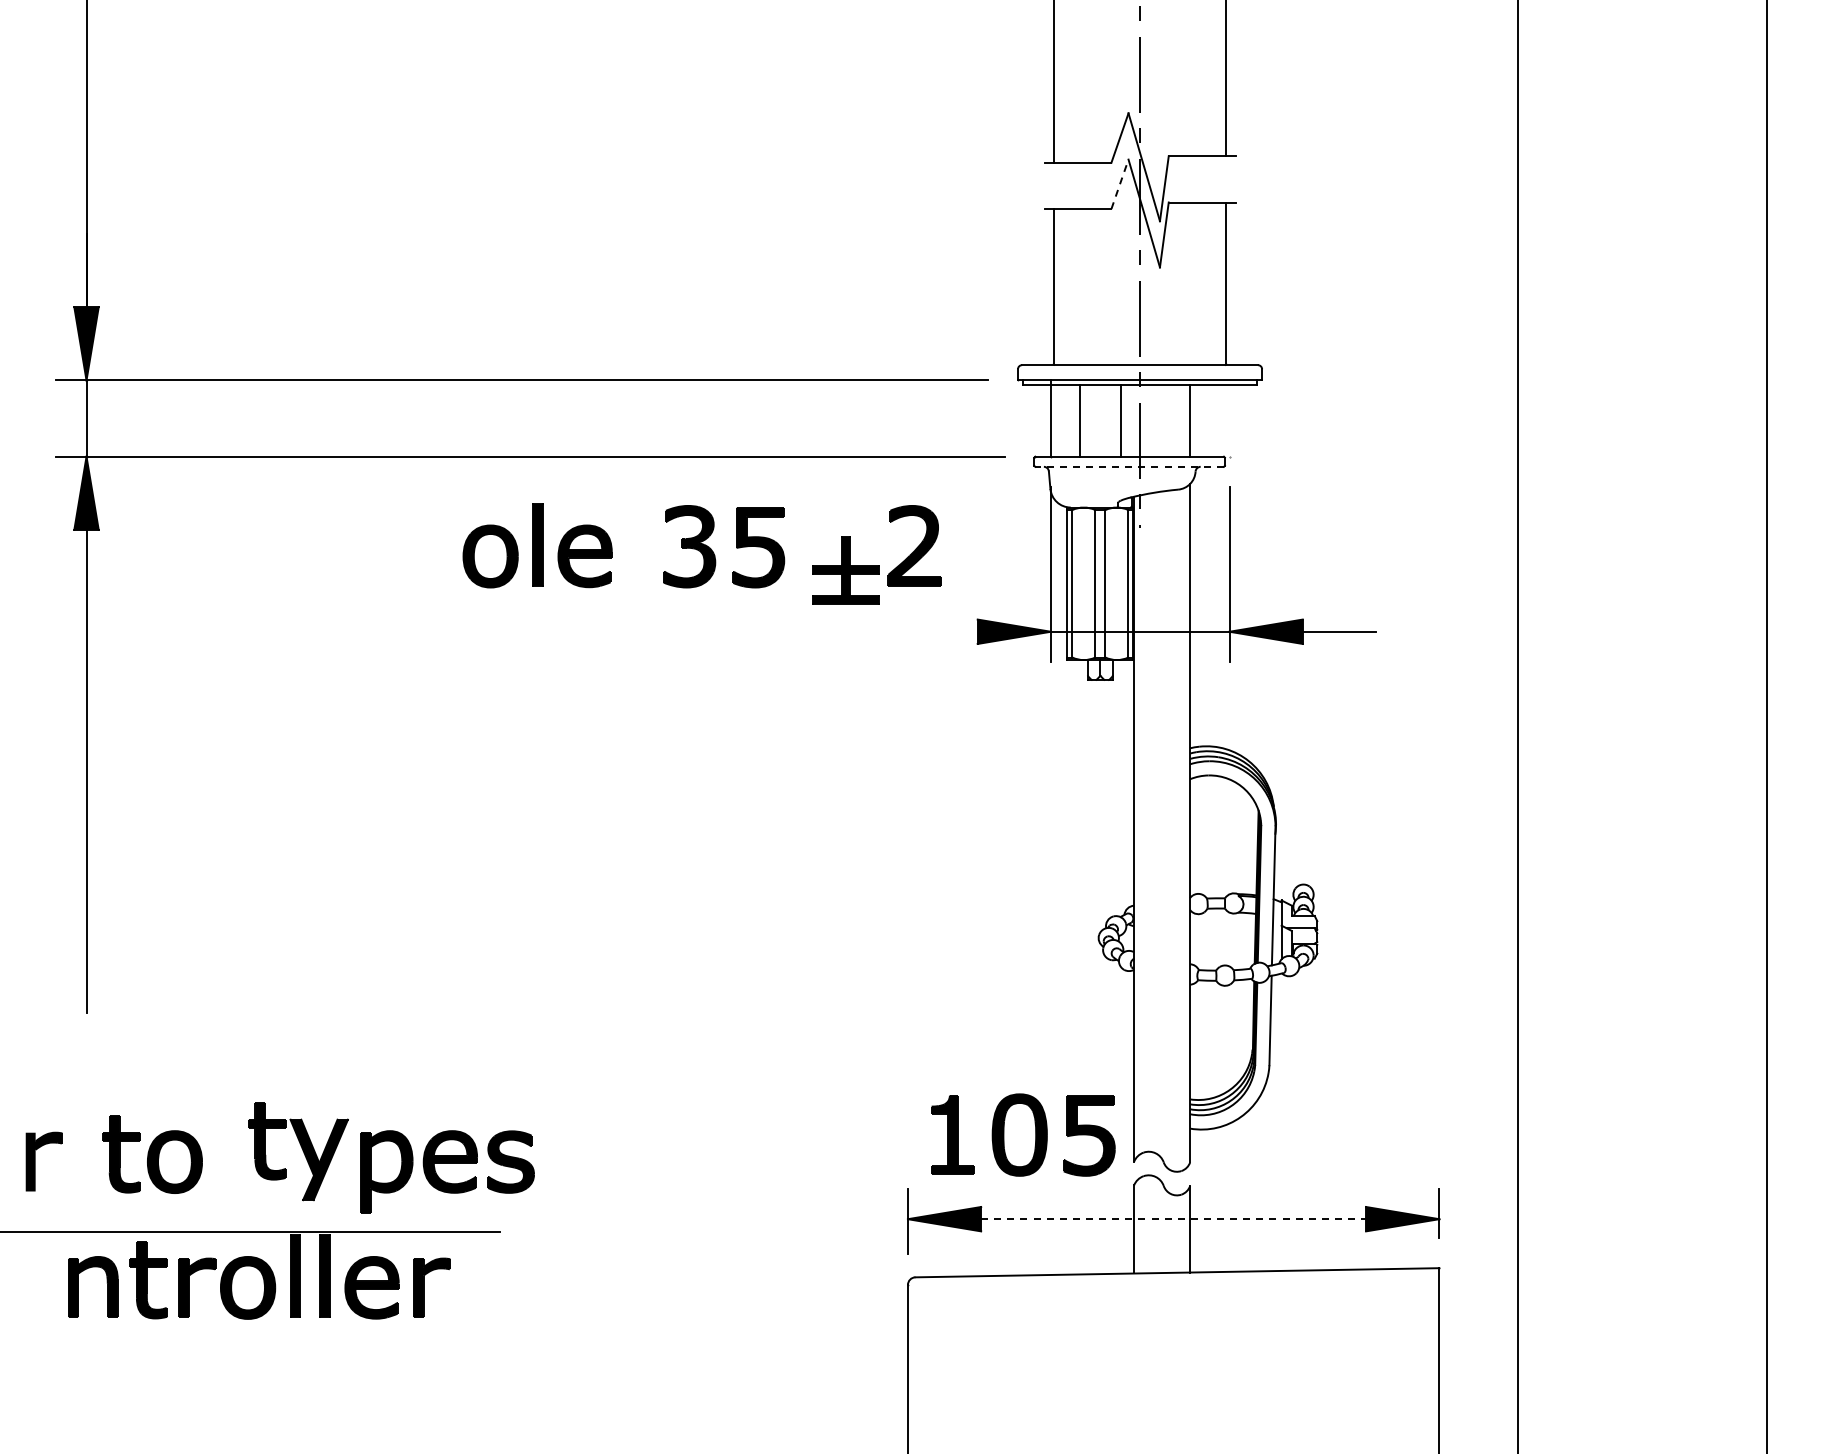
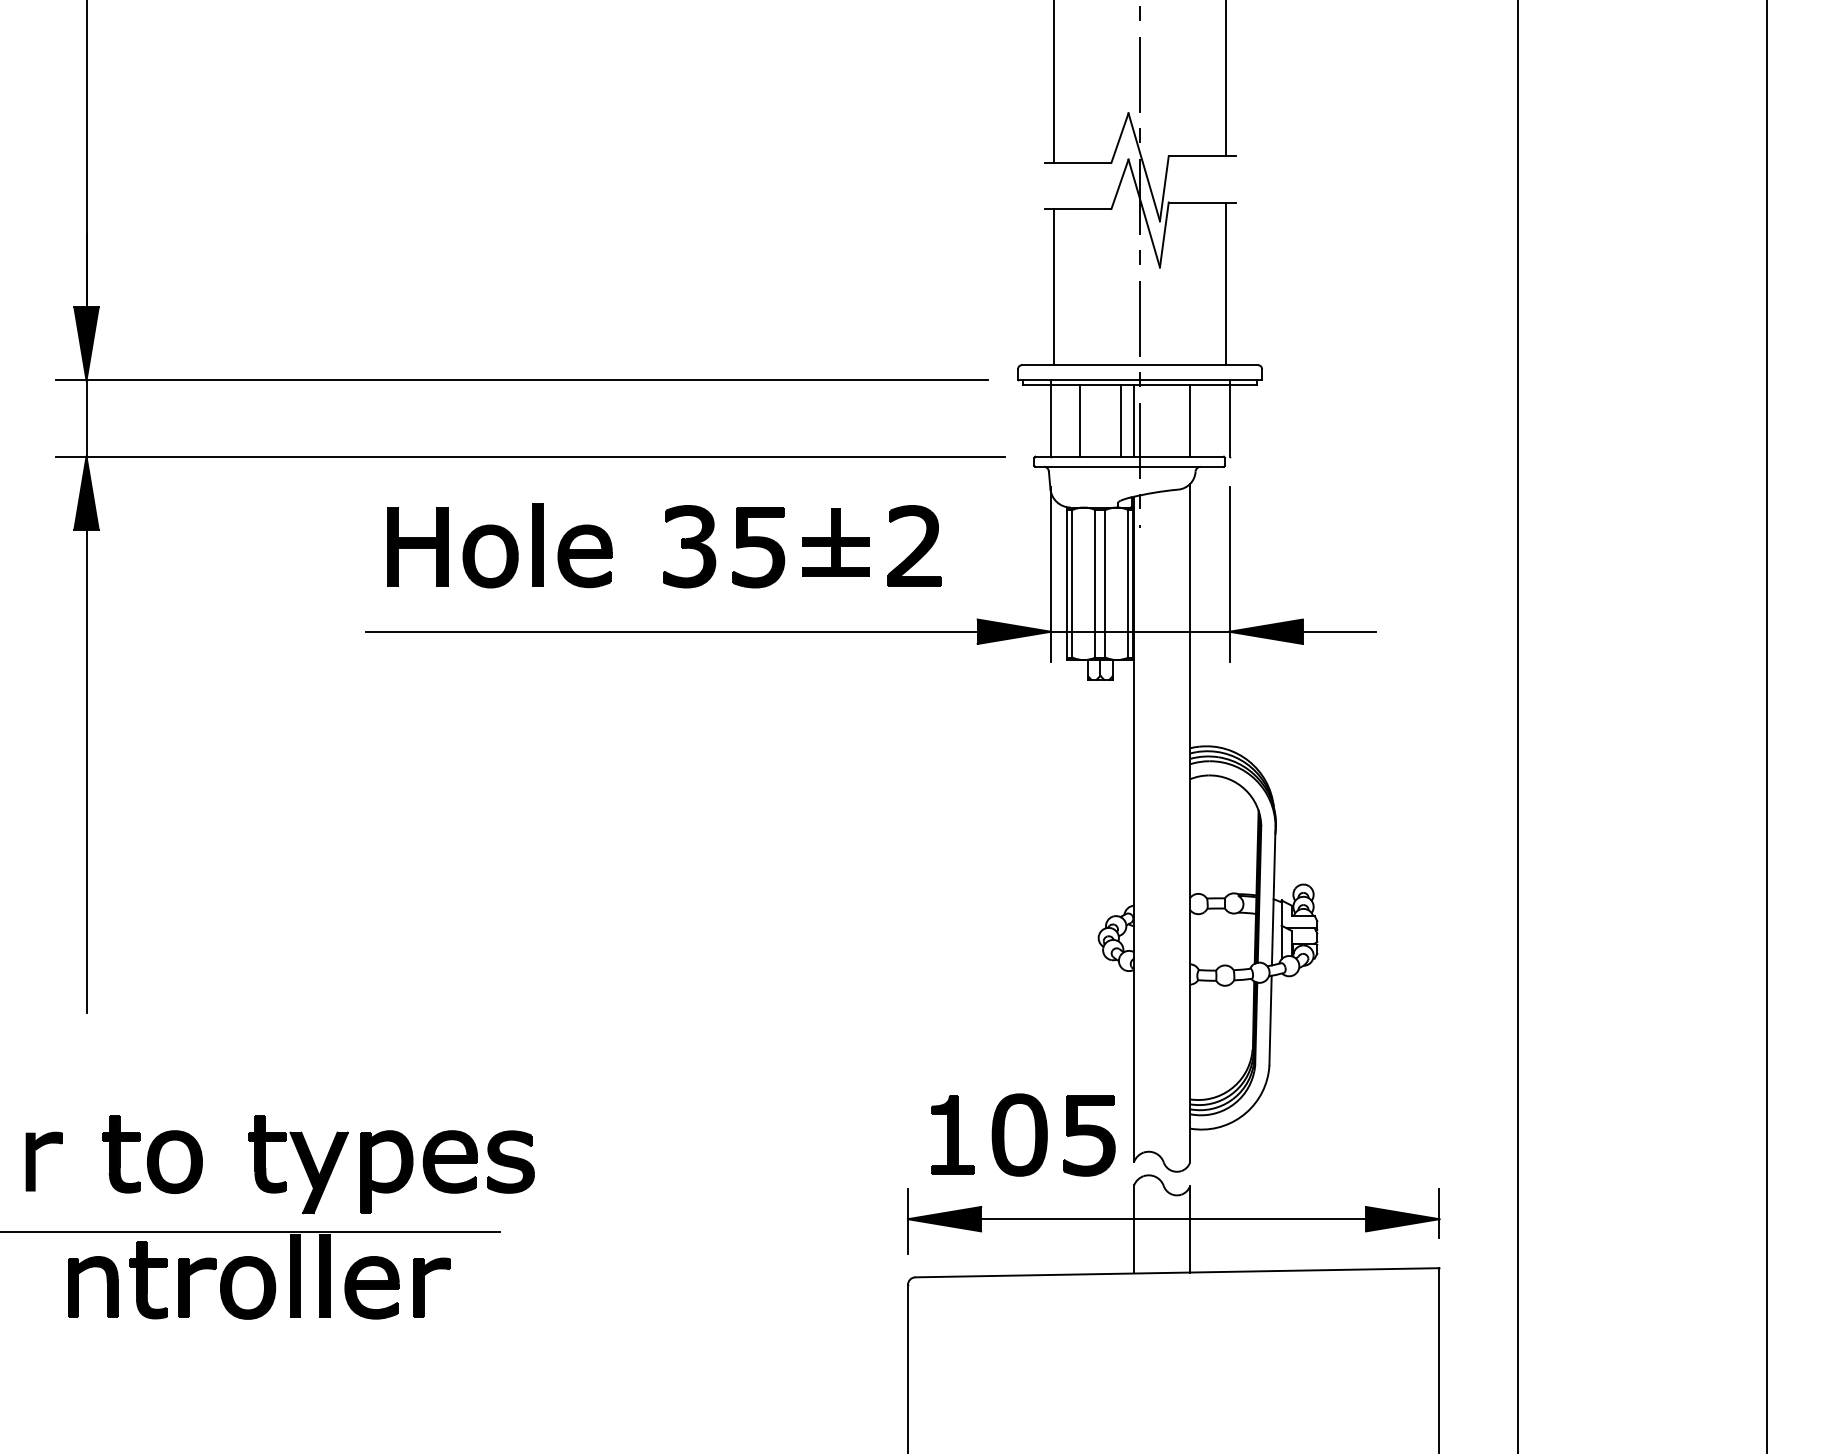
line: dashed -> solid (1120, 183)
line: none -> present (1229, 418)
line: none -> present (1134, 420)
line: dashed -> solid (1129, 466)
part: none -> present (417, 546)
part position: (845, 570) -> (835, 542) (835, 542)
line: none -> present (671, 631)
part position: (298, 1151) -> (298, 1164) (298, 1164)
line: dashed -> solid (1174, 1219)
